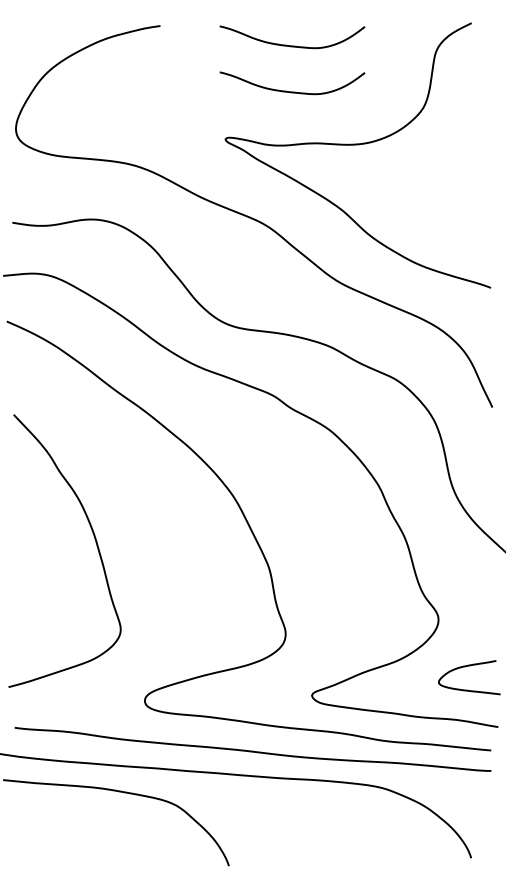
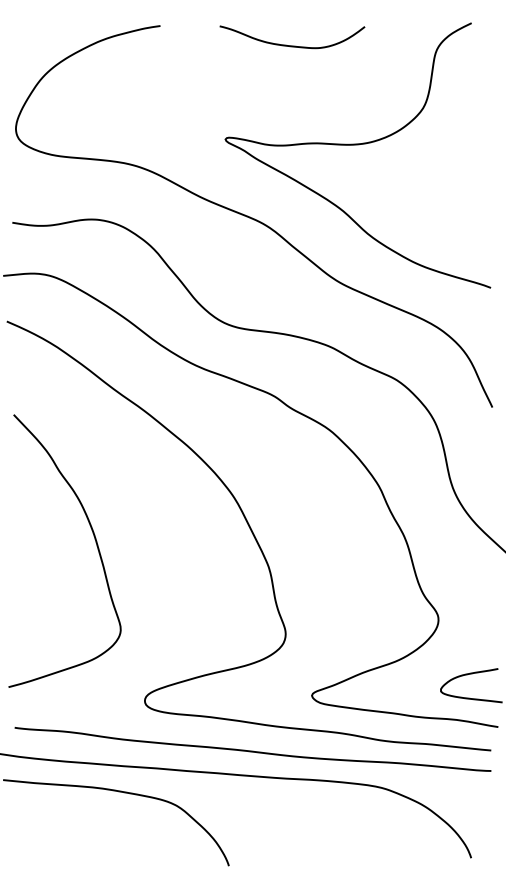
curve: present -> none (292, 91)
curve position: (465, 667) -> (467, 675) (467, 675)
